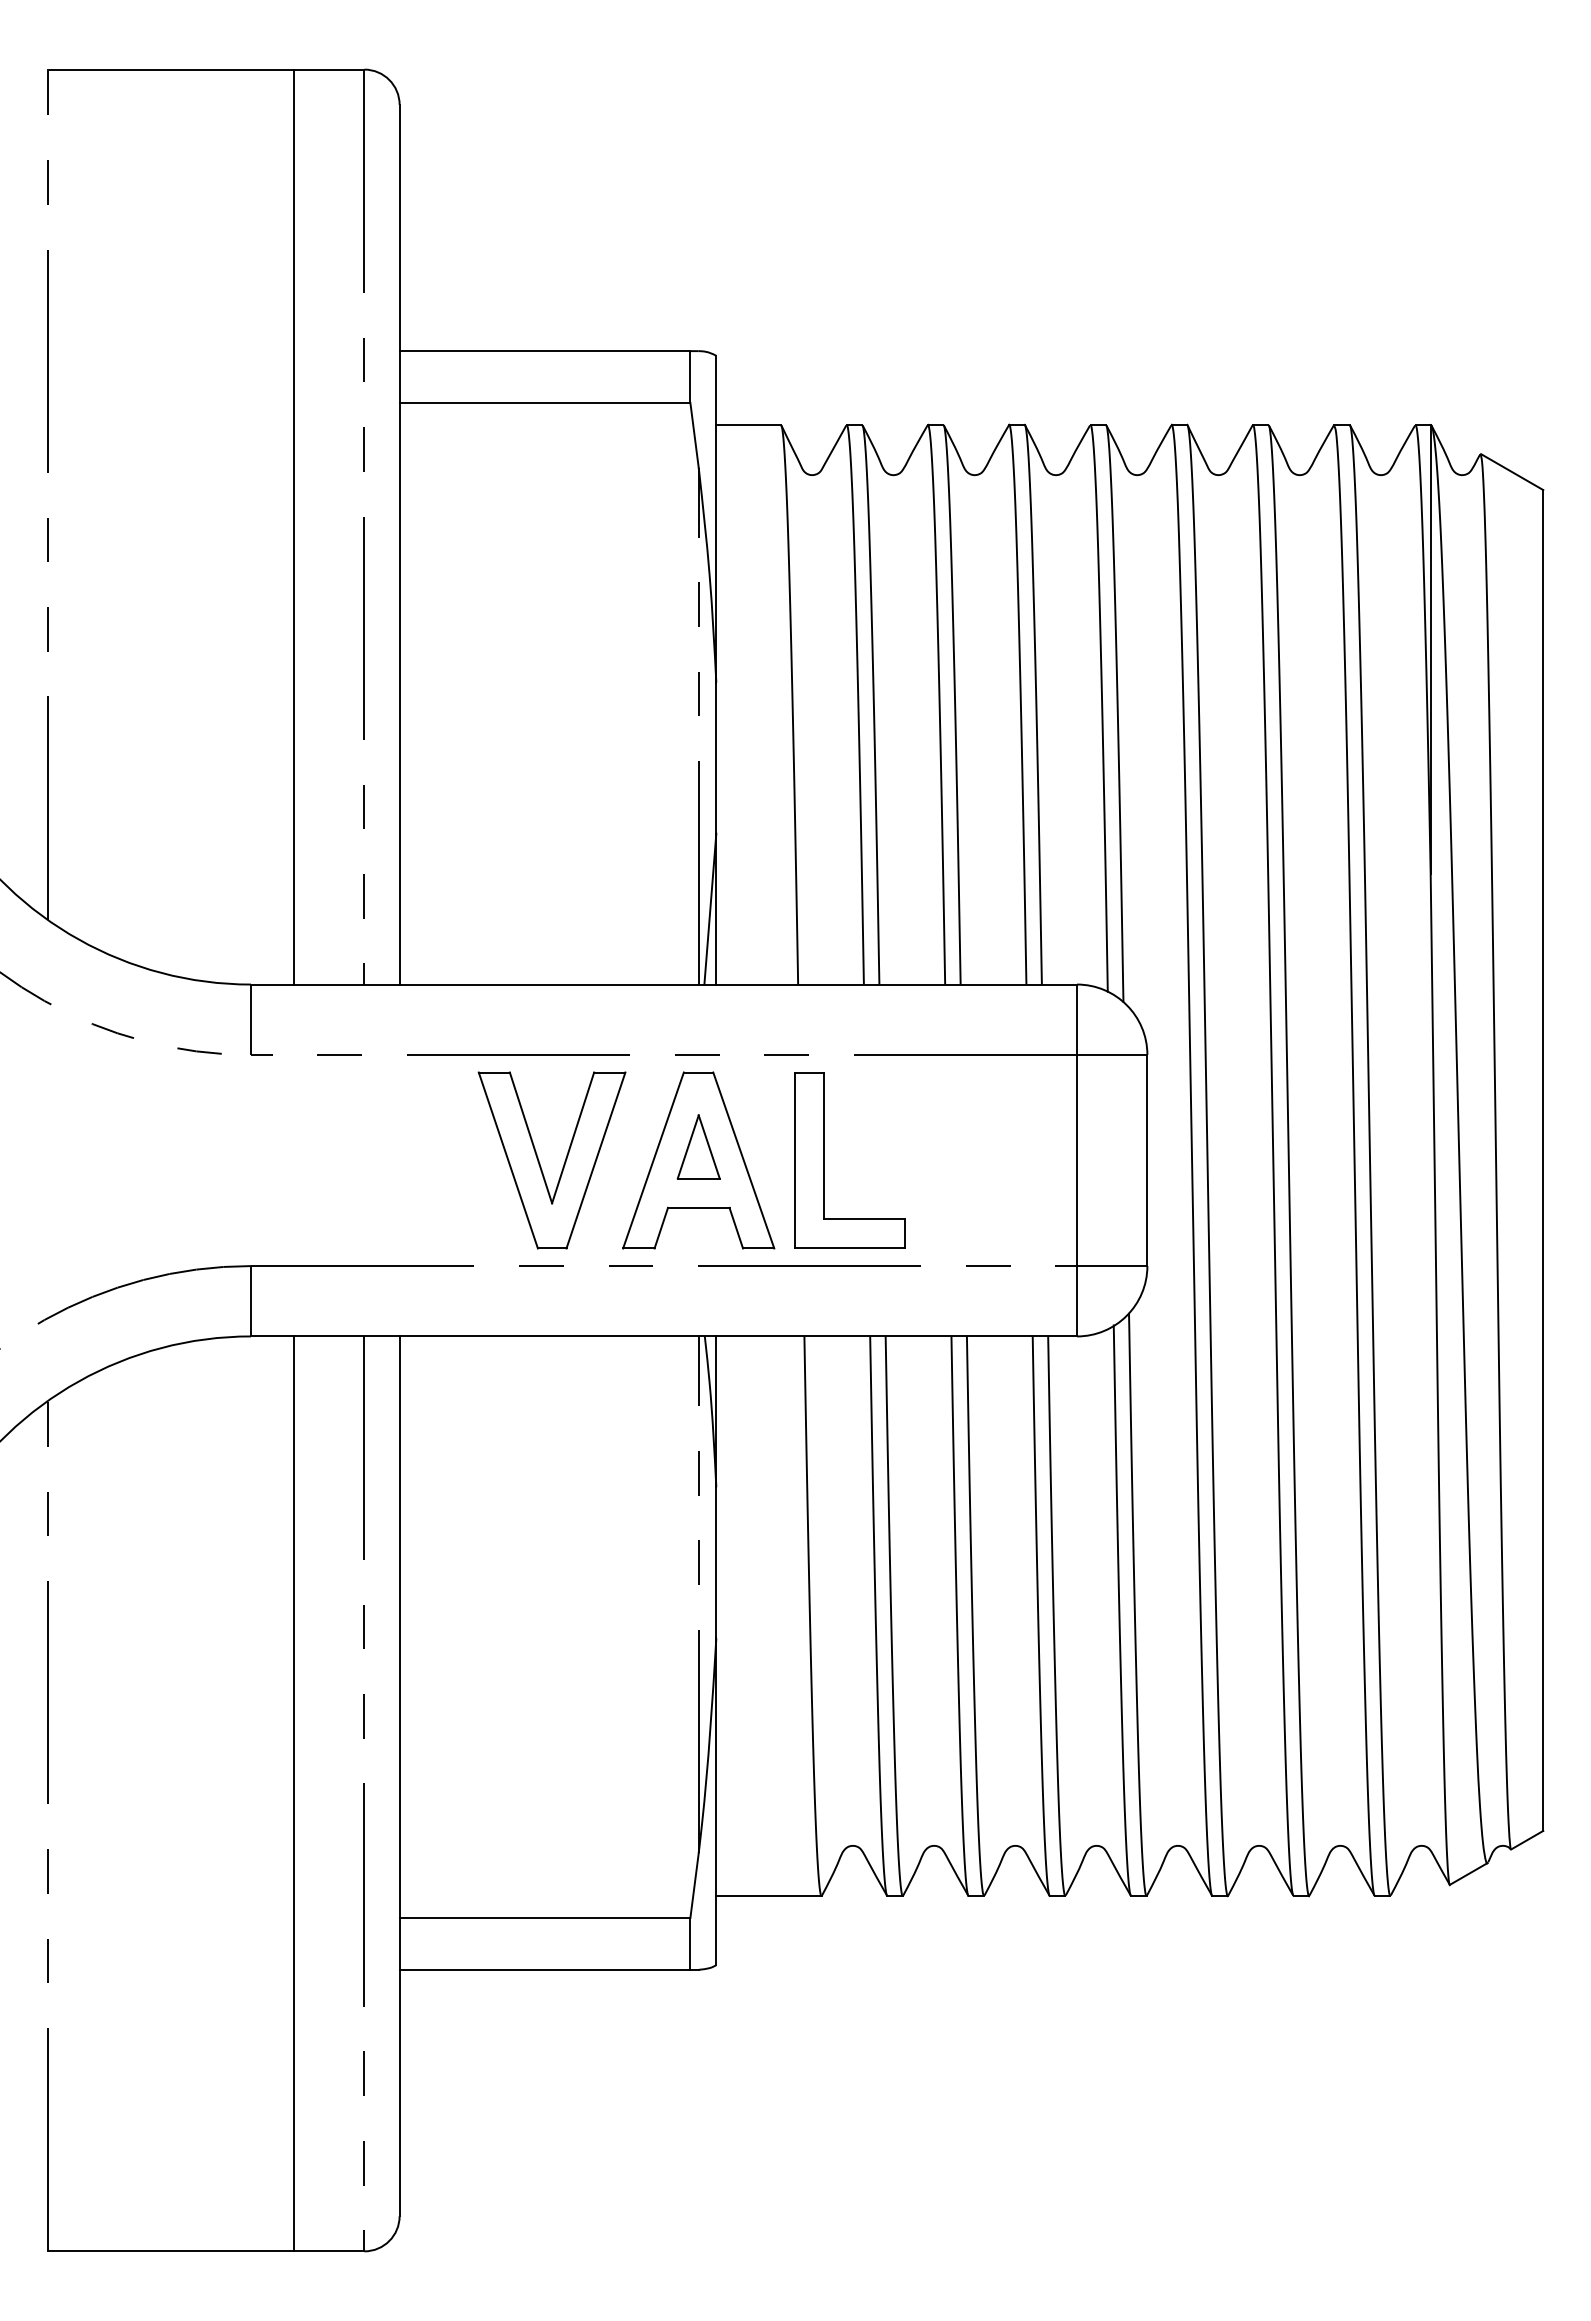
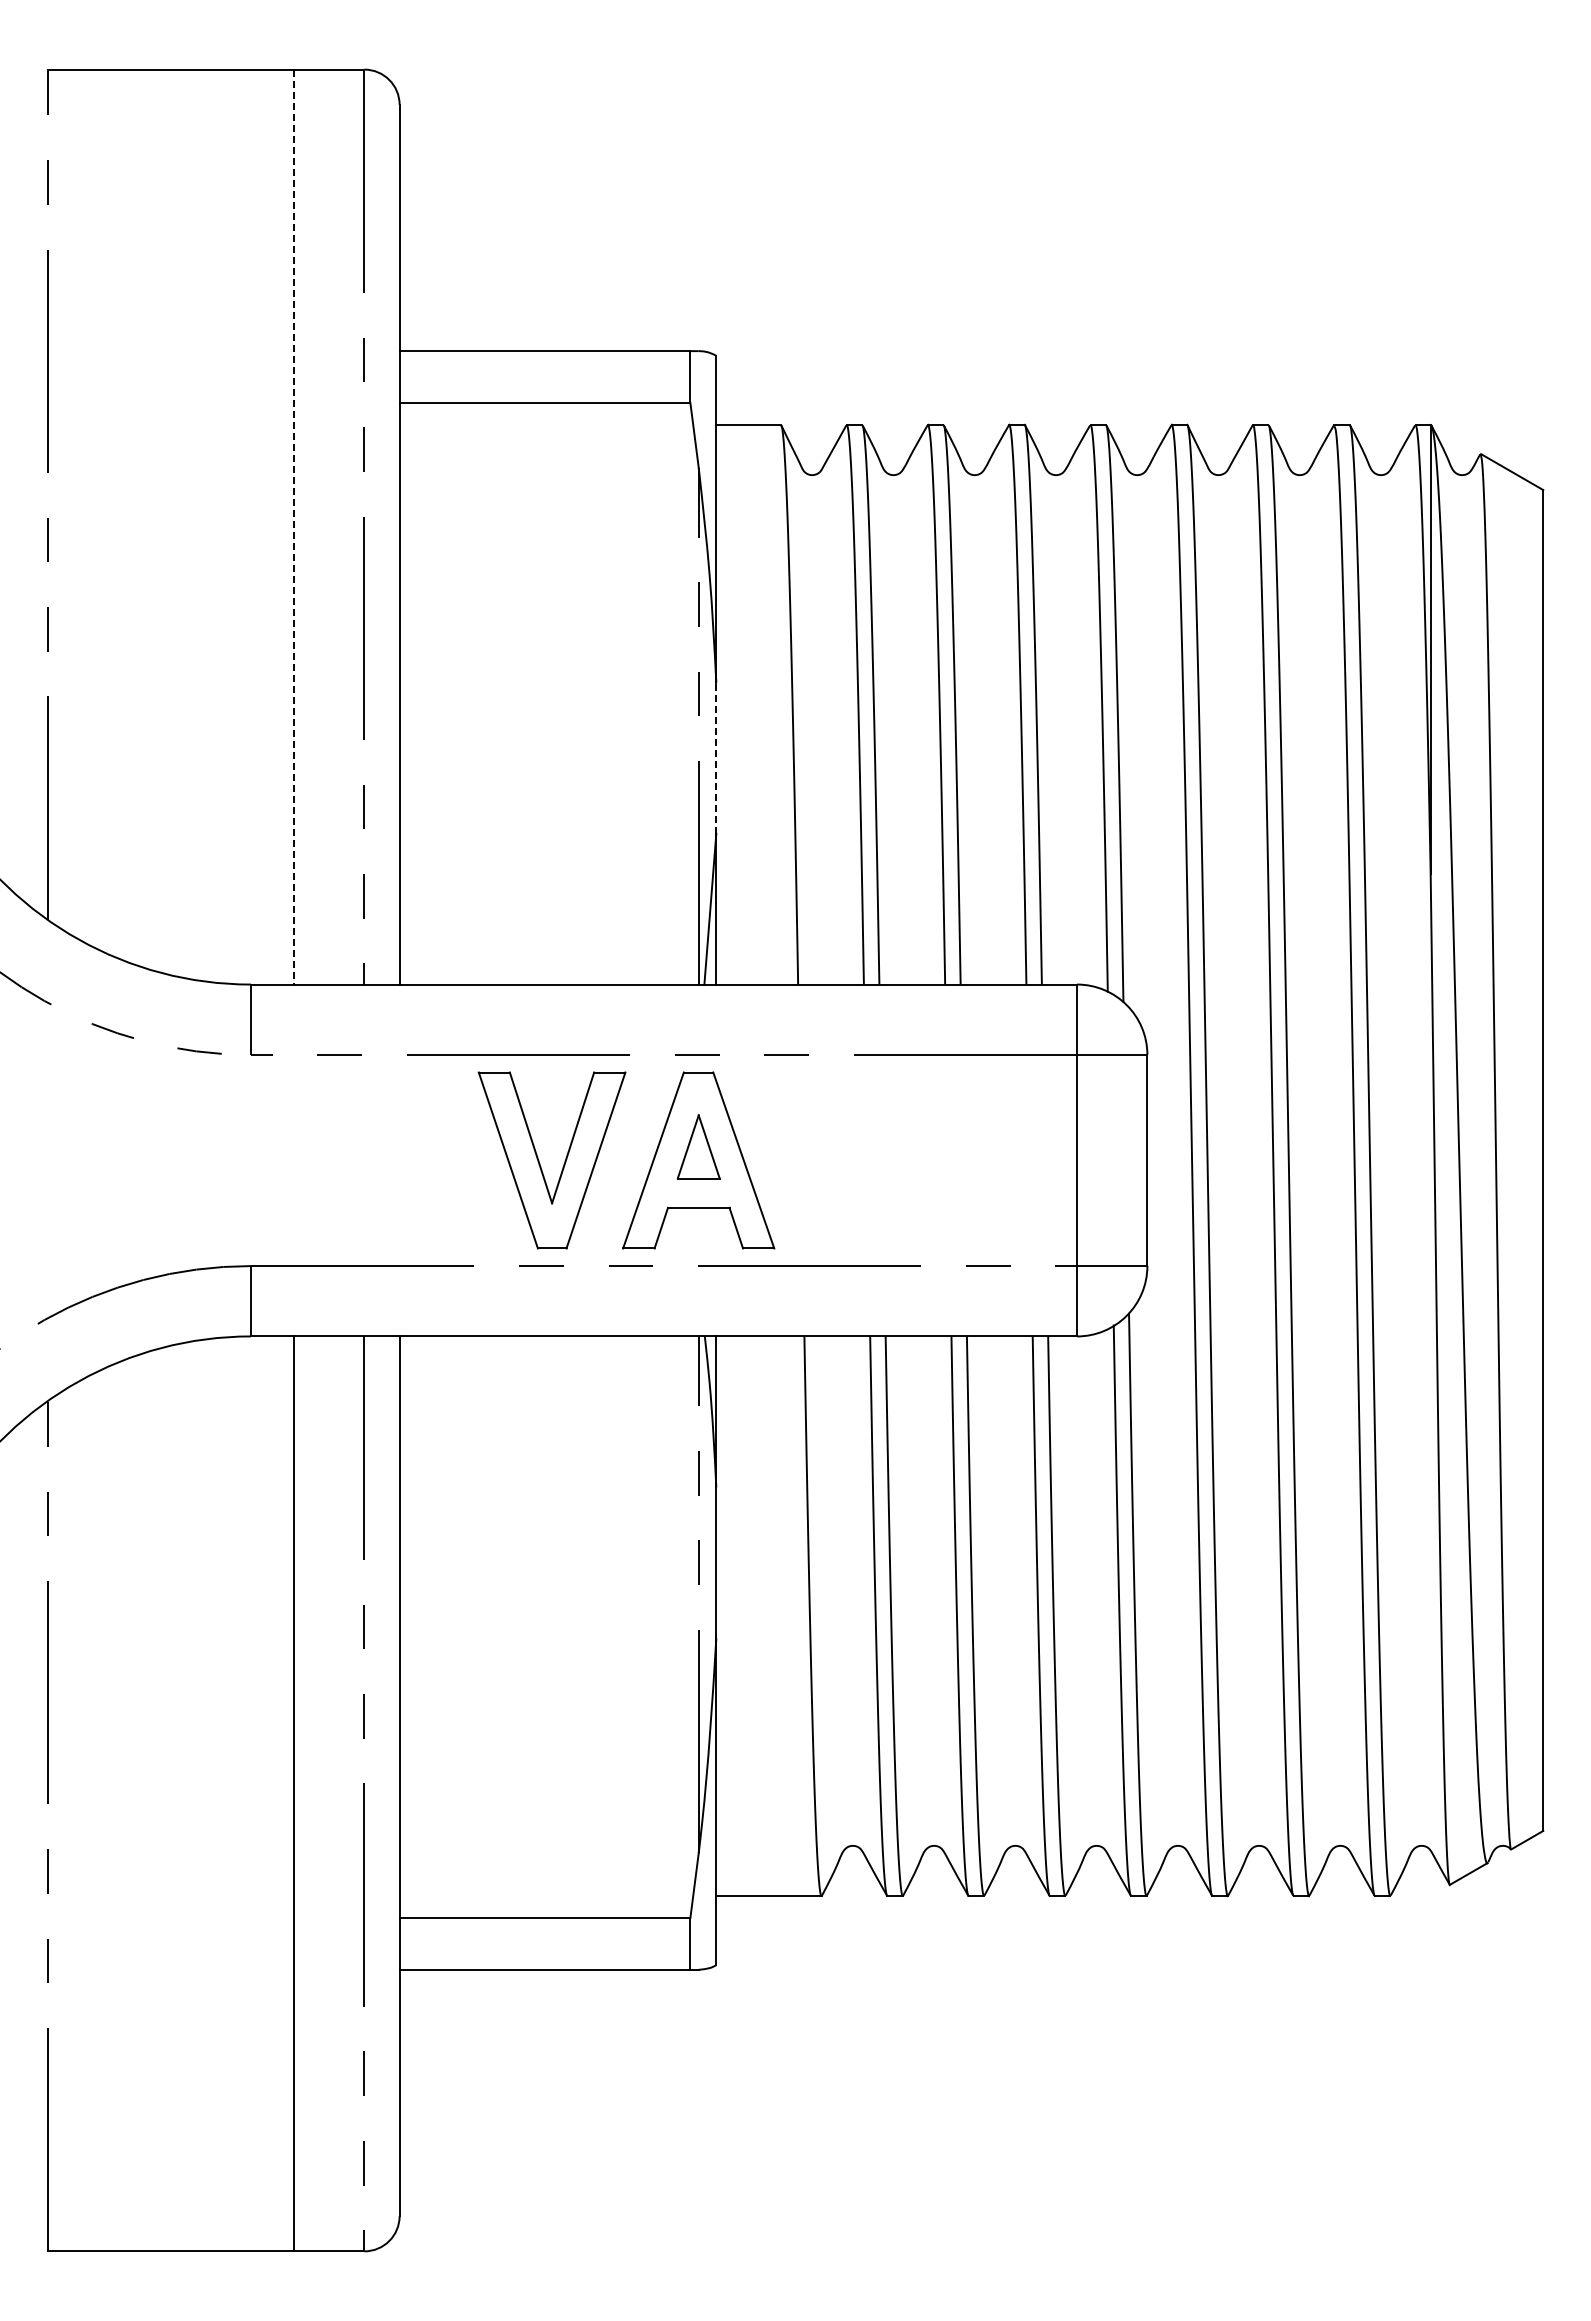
line: solid -> dashed (294, 527)
line: solid -> dashed (716, 758)
part: present -> none (824, 1160)
